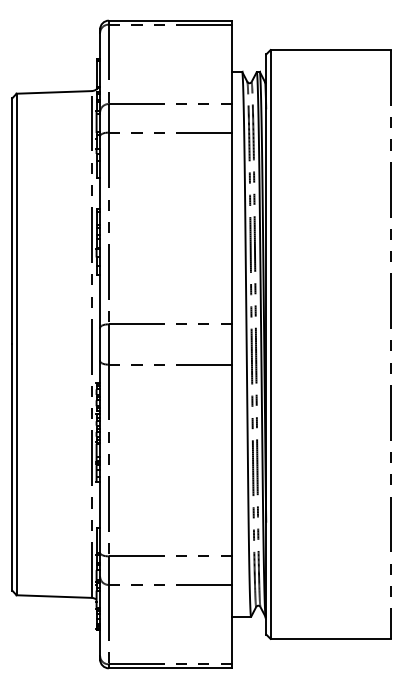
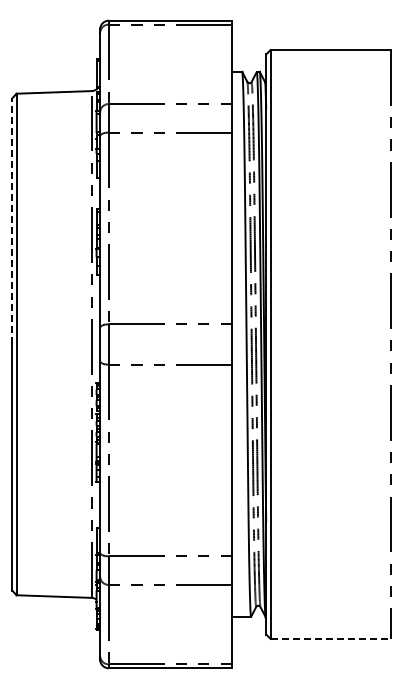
line: solid -> dashed (12, 220)
line: solid -> dashed (331, 638)
